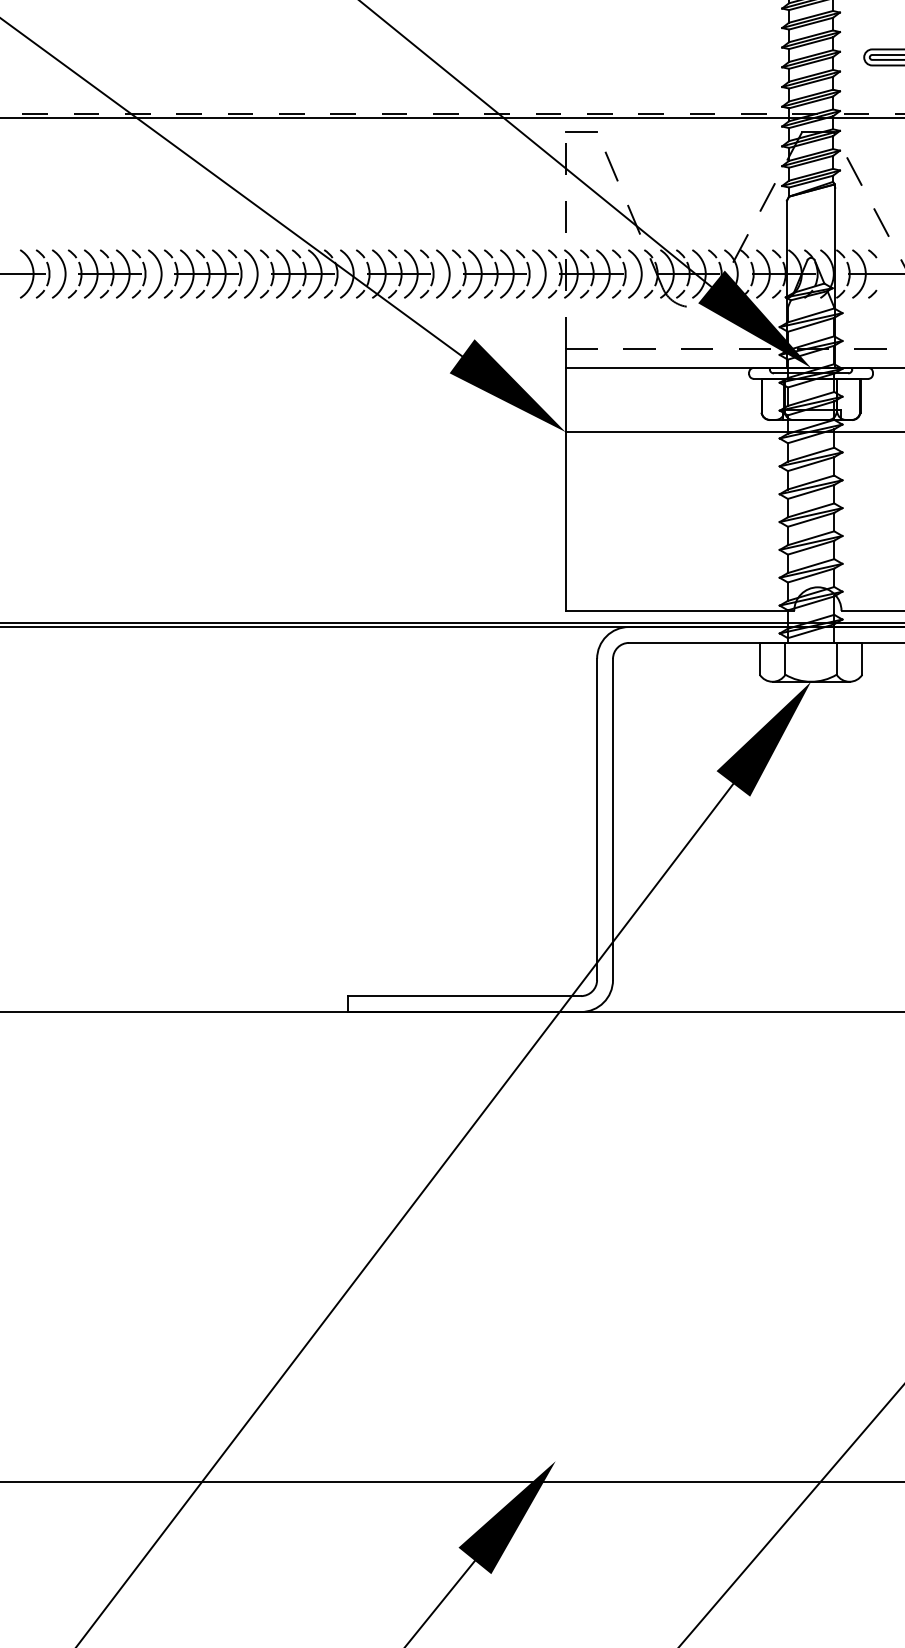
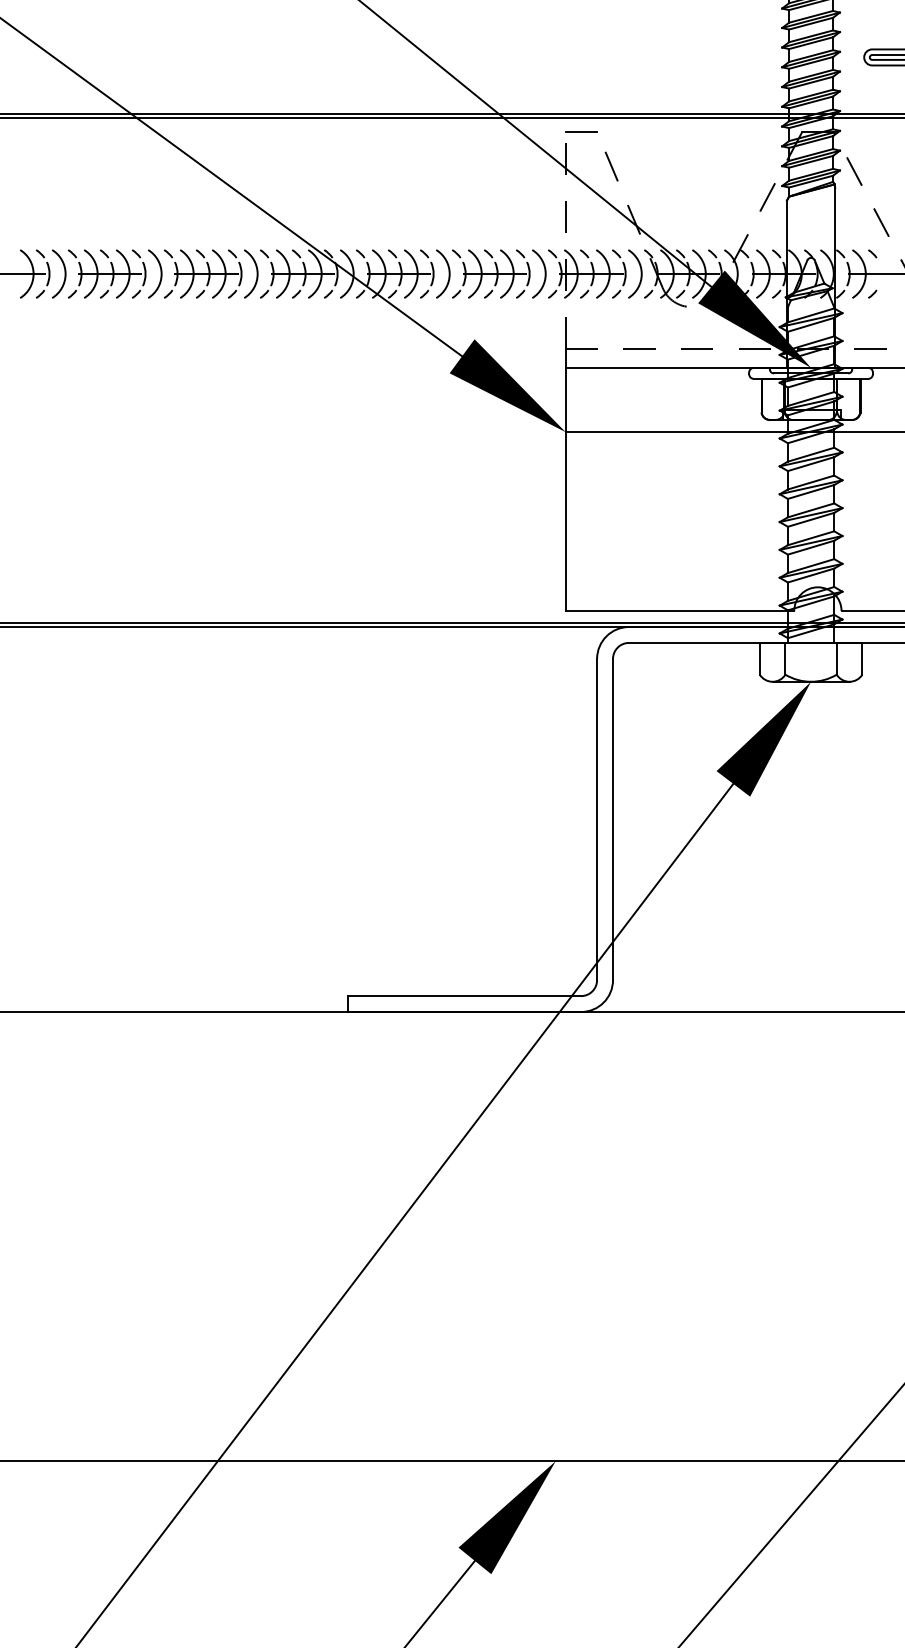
line: dashed -> solid (452, 113)
line position: (451, 1482) -> (451, 1461) (451, 1461)
